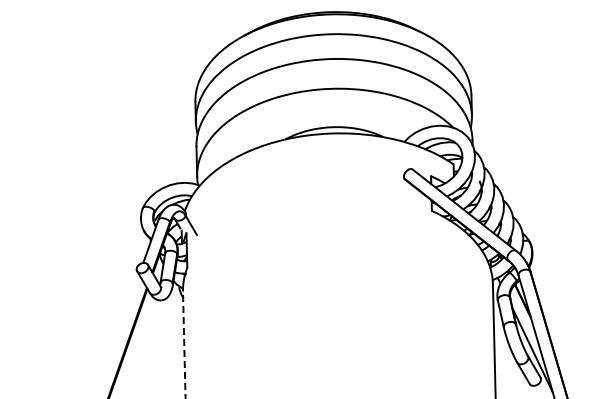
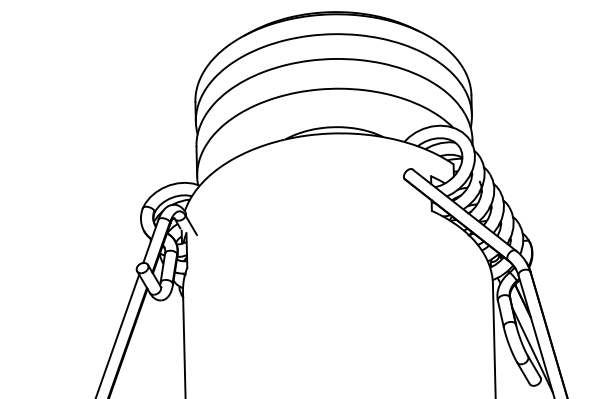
line: none -> present (117, 334)
line: dashed -> solid (184, 344)
